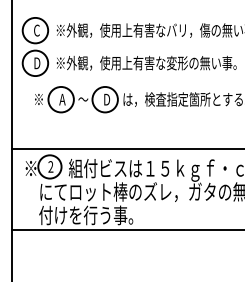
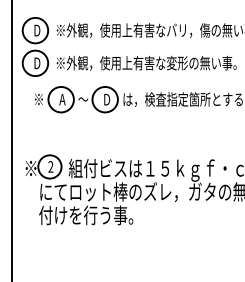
text: C -> D (37, 30)
line: present -> none (126, 148)
line: present -> none (126, 230)
